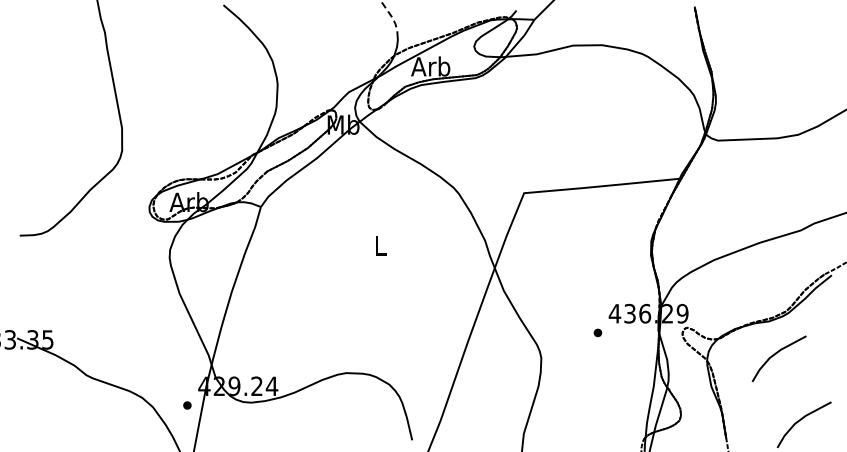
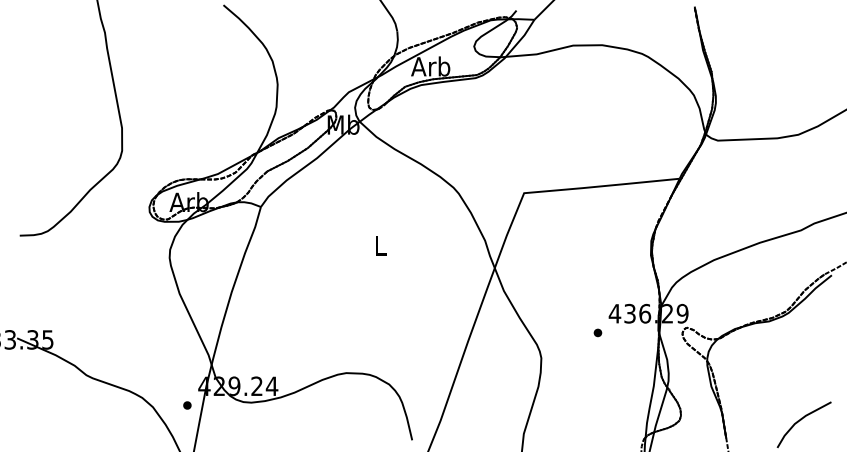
line: dashed -> solid (391, 16)
line: present -> none (776, 354)
